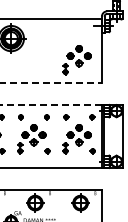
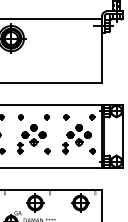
part: present -> none (76, 60)
line: dashed -> solid (50, 83)
line: dashed -> solid (50, 104)
